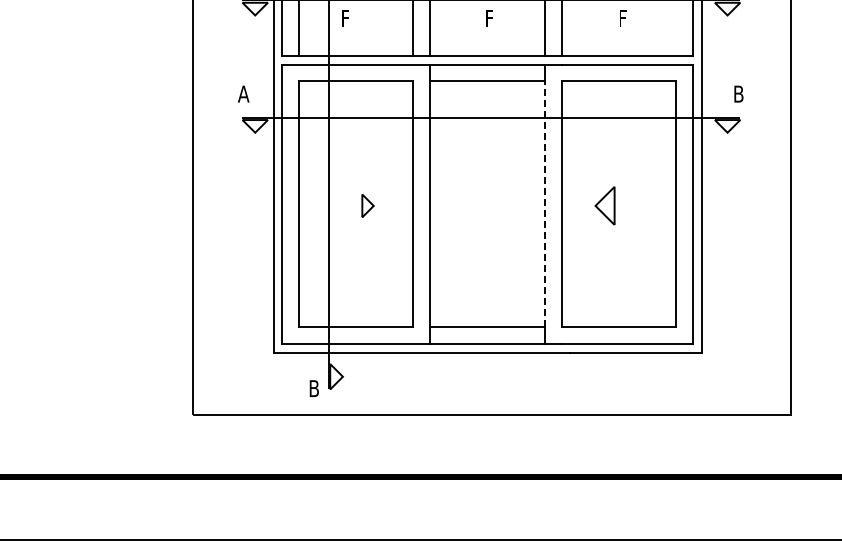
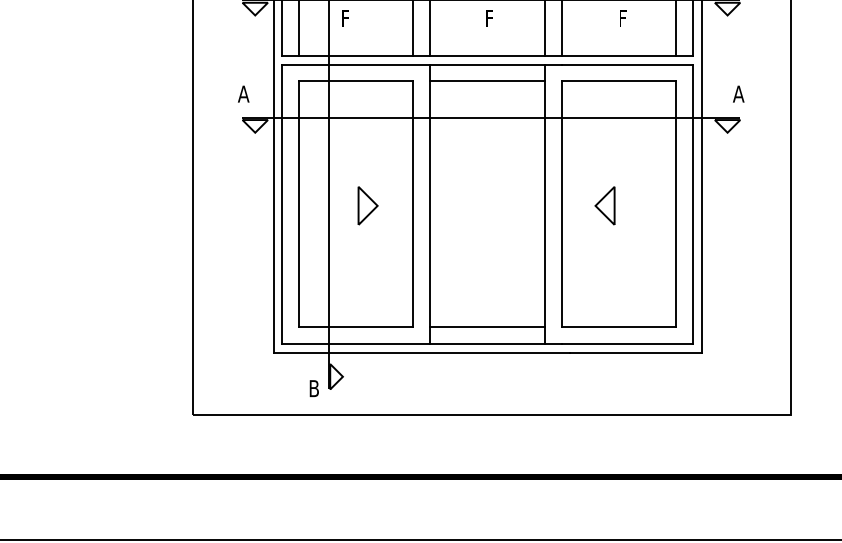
line: none -> present (676, 29)
text: B -> A (738, 93)
line: dashed -> solid (544, 204)
part size: 14x24 px -> 22x40 px (367, 205)
